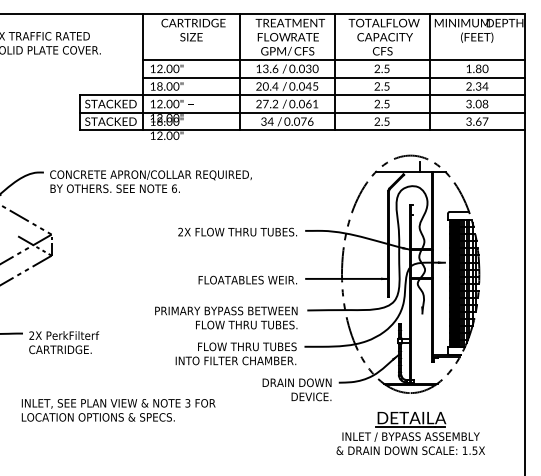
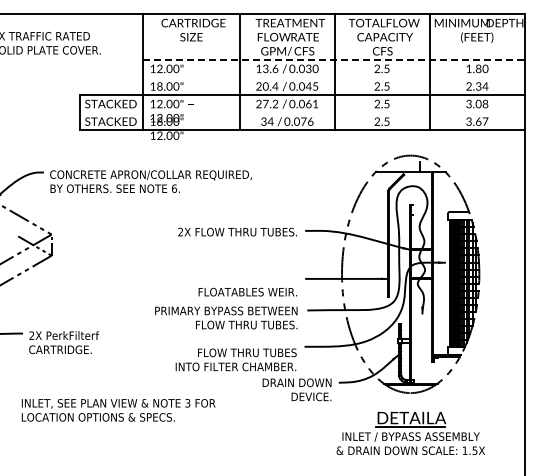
line: solid -> dashed (333, 60)
line: present -> none (333, 77)
line: present -> none (301, 112)
text position: (247, 279) -> (247, 291) (247, 291)
text position: (235, 353) -> (235, 359) (235, 359)
